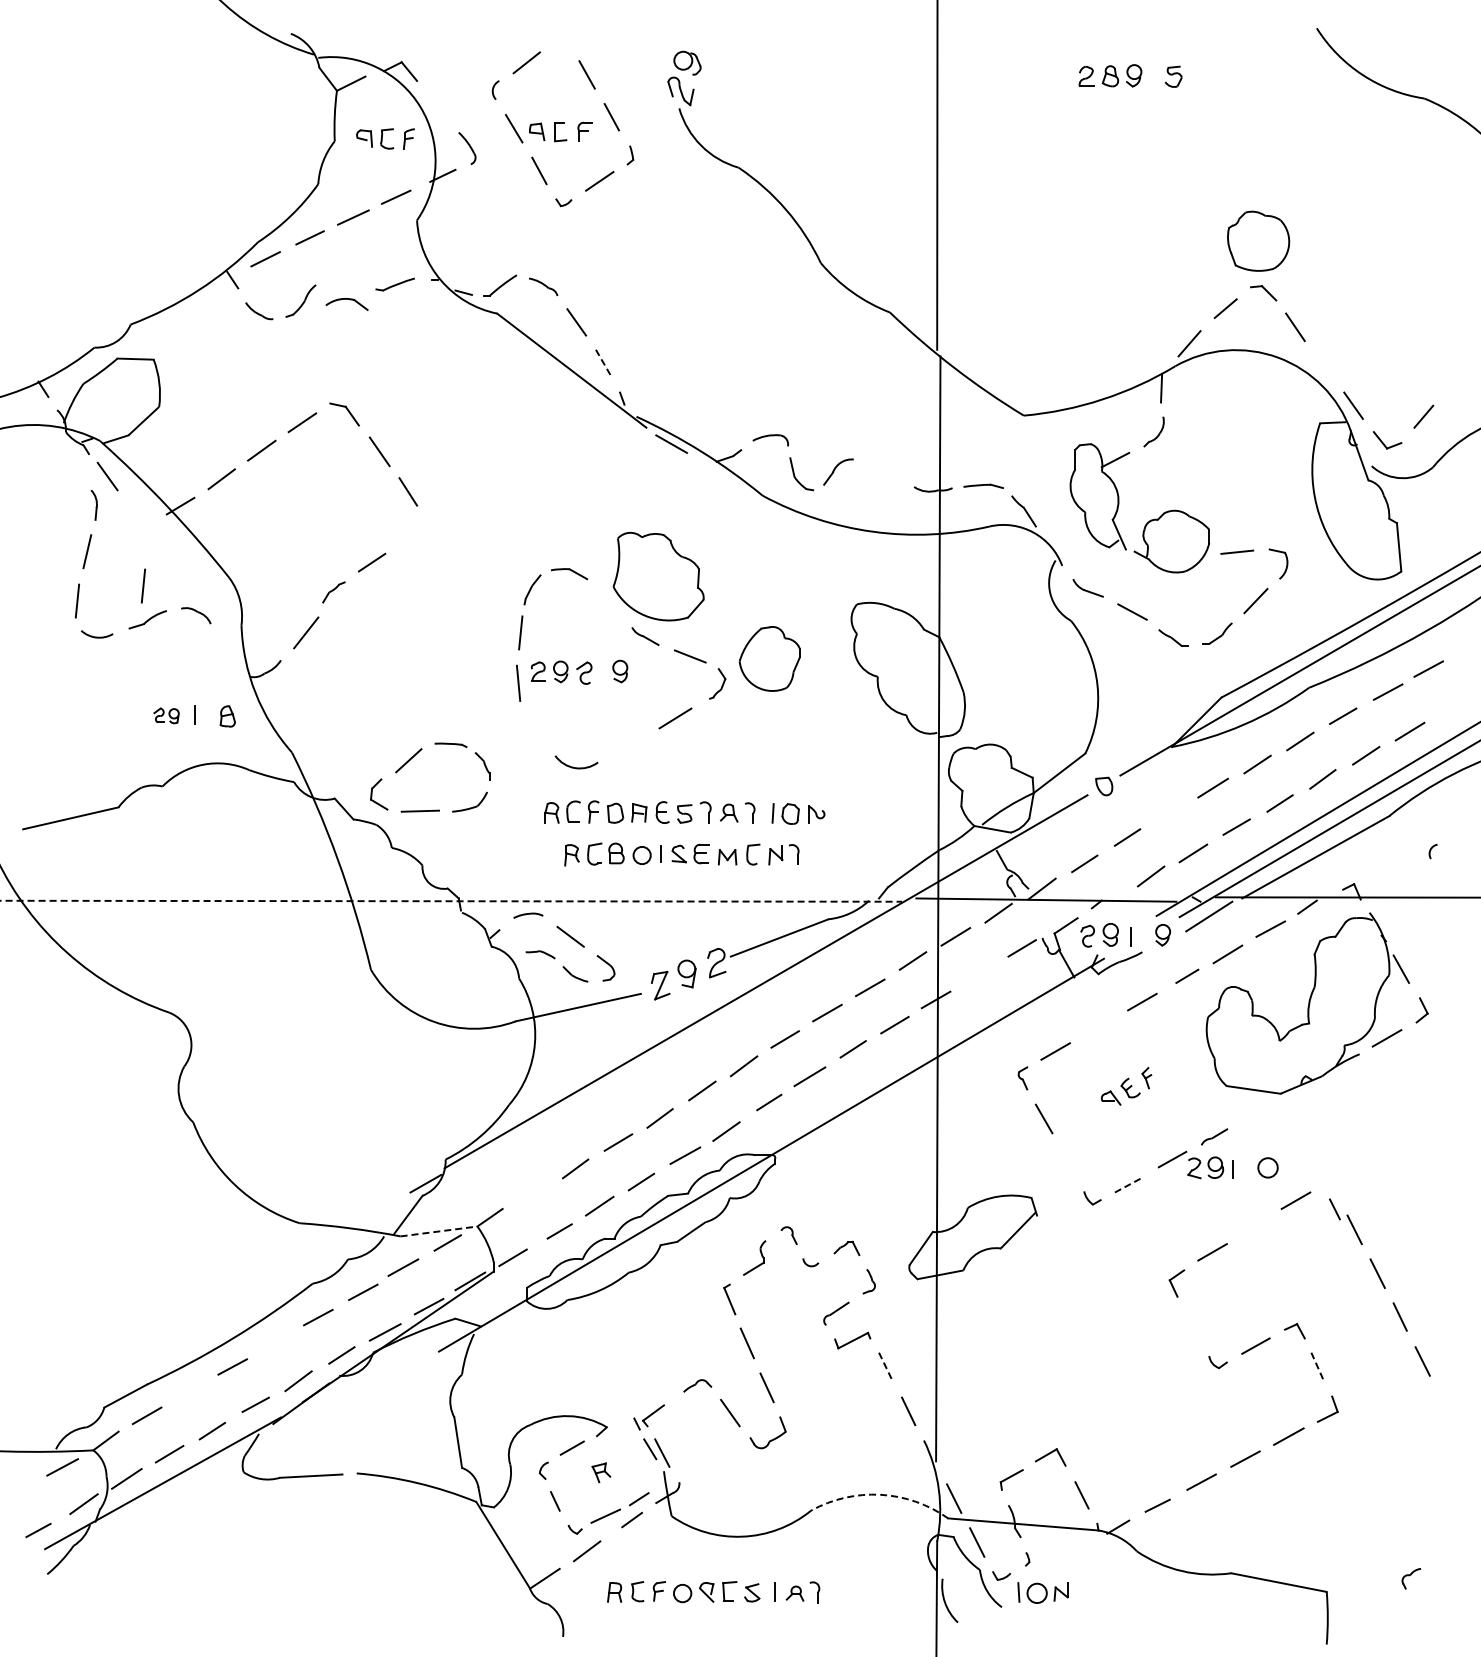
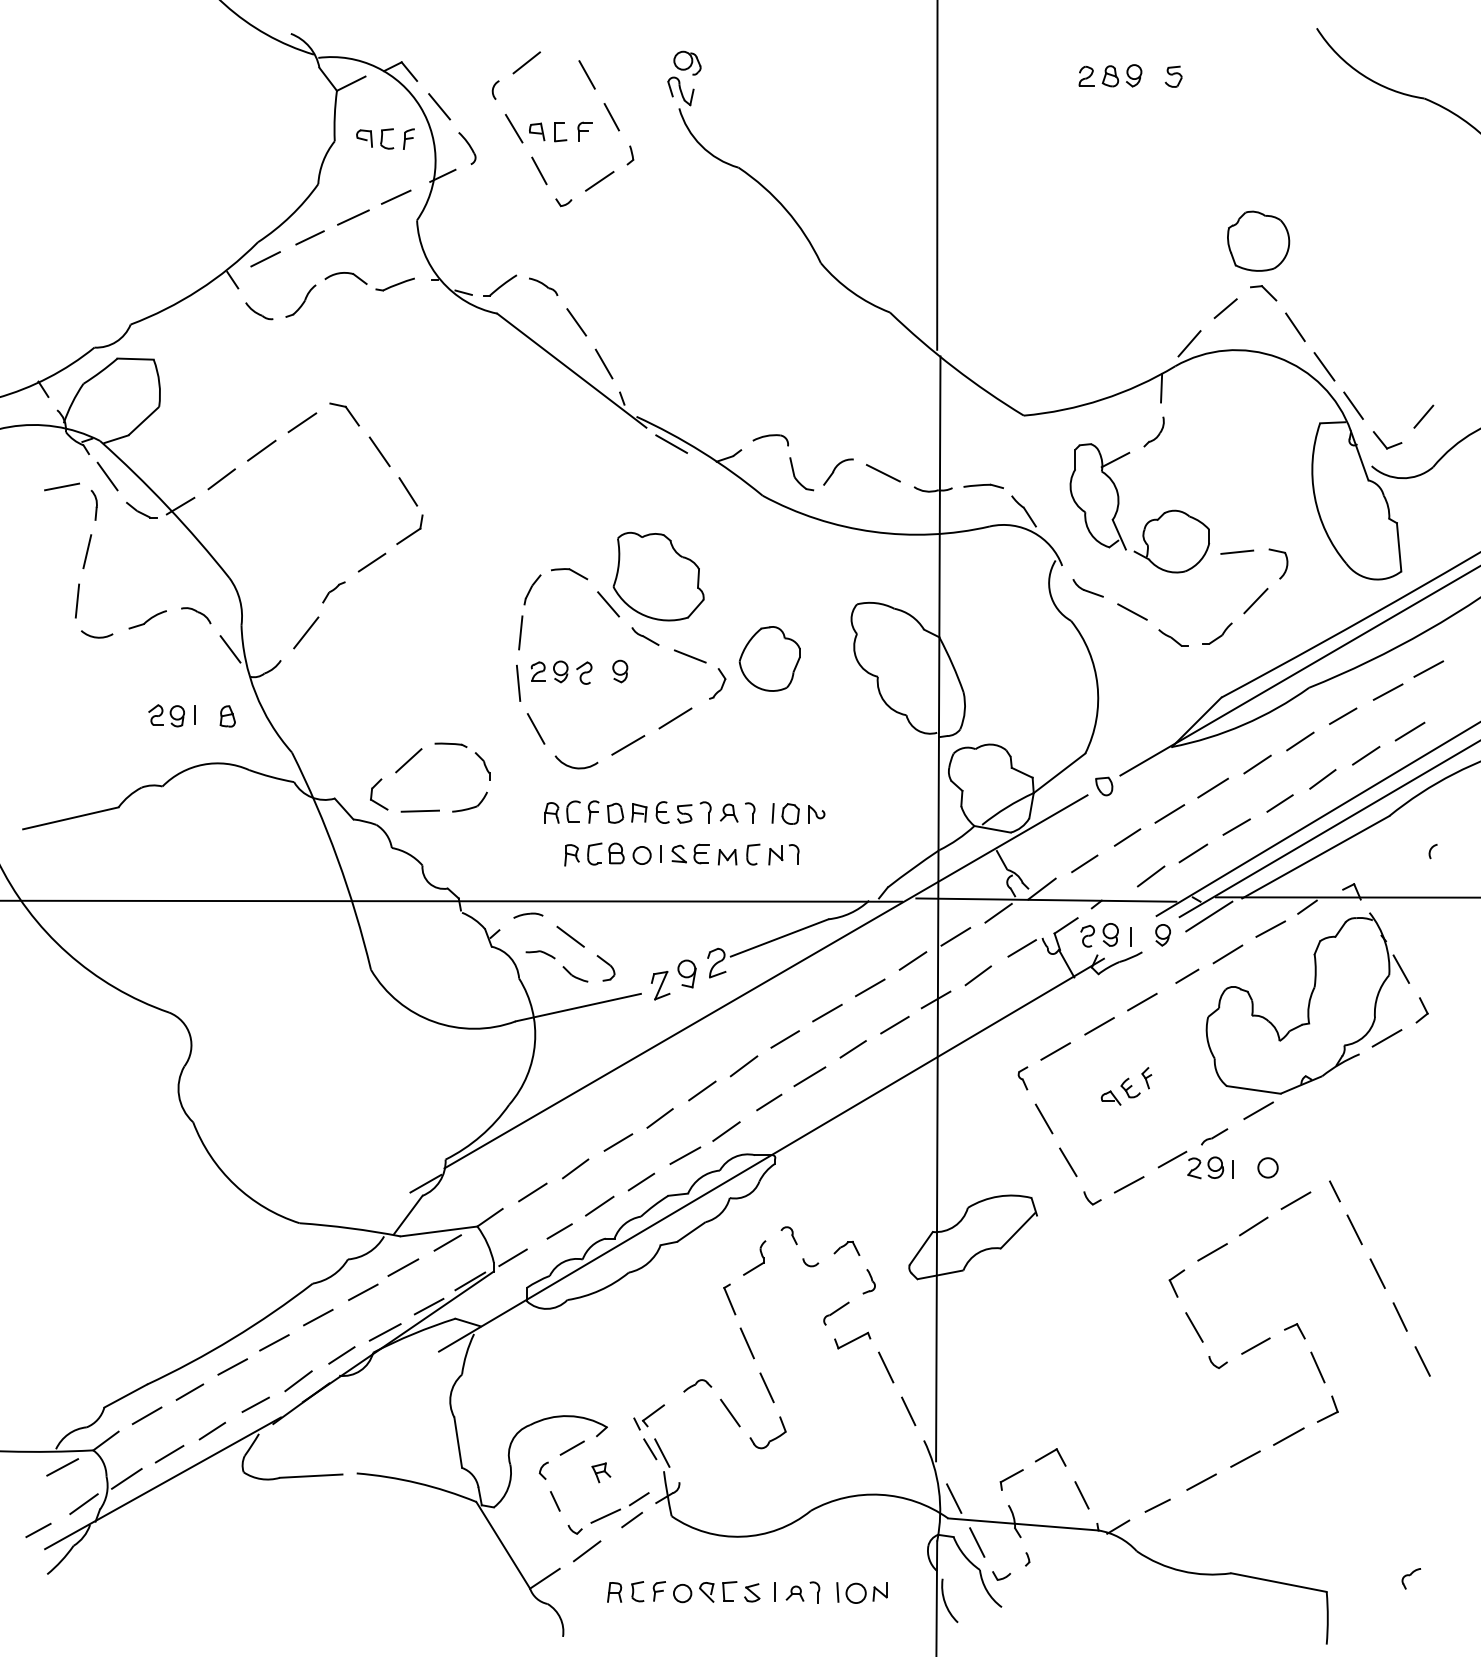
line: none -> present (439, 106)
part position: (346, 304) -> (345, 278) (345, 278)
line: dashed -> solid (604, 364)
line: none -> present (1324, 366)
line: none -> present (882, 473)
line: none -> present (62, 486)
part: none -> present (141, 510)
part: none -> present (409, 529)
line: present -> none (142, 585)
line: none -> present (608, 604)
line: none -> present (230, 649)
part size: 27x18 px -> 37x24 px (166, 715)
line: none -> present (535, 728)
line: none -> present (628, 745)
line: none -> present (1169, 813)
line: dashed -> solid (451, 901)
line: none -> present (977, 975)
line: none -> present (1099, 1026)
line: none -> present (1258, 1110)
line: none -> present (1068, 1162)
line: dashed -> solid (1129, 1184)
line: none -> present (532, 1192)
line position: (1334, 1209) -> (1334, 1191) (1334, 1191)
line: none -> present (1253, 1226)
line: dashed -> solid (439, 1231)
line: none -> present (1194, 1327)
line: none -> present (274, 1342)
line: dashed -> solid (886, 1367)
line: dashed -> solid (1318, 1367)
line: none -> present (189, 1391)
arc: dashed -> solid (880, 1494)
part position: (1042, 1592) -> (861, 1592) (861, 1592)
